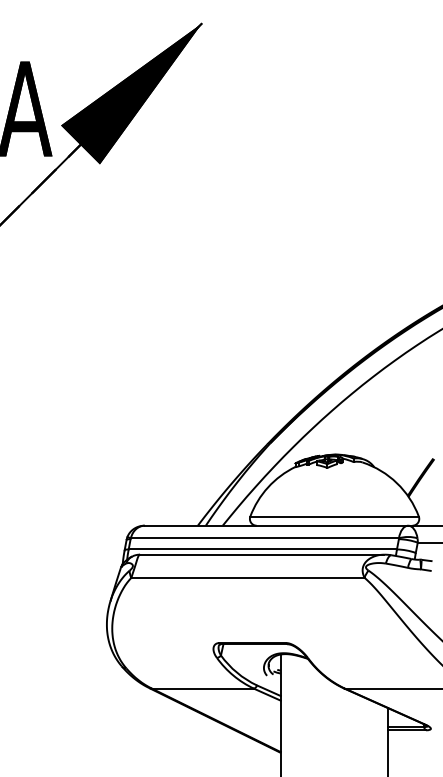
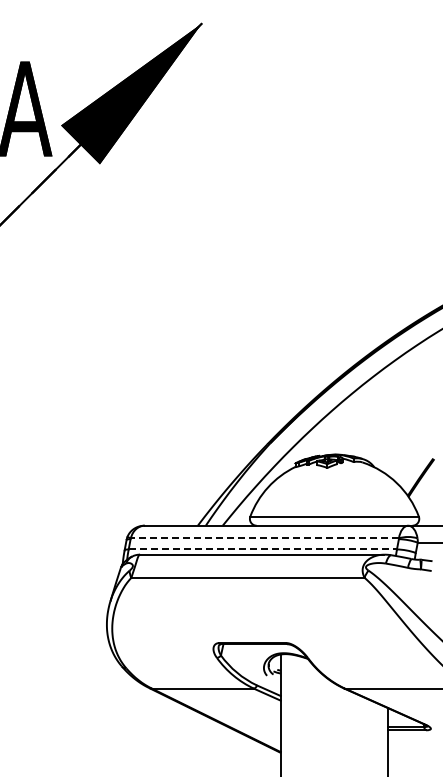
line: solid -> dashed (264, 538)
line: solid -> dashed (263, 549)
